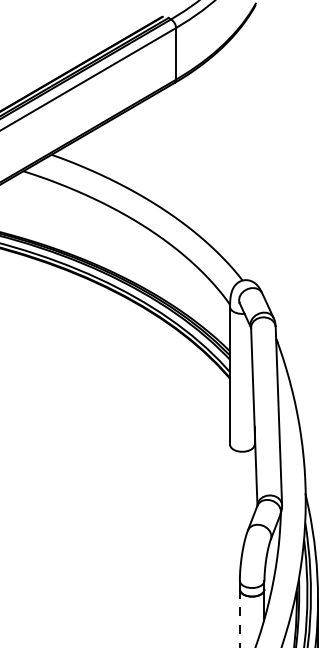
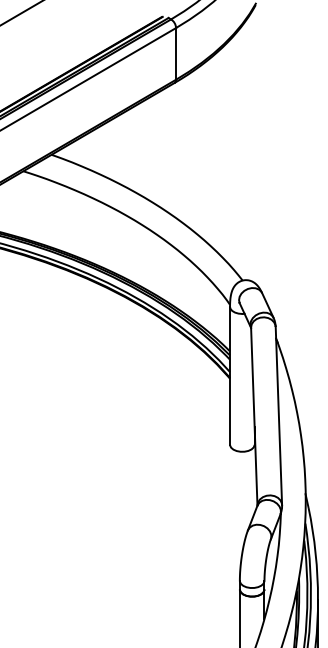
line: none -> present (21, 13)
line: dashed -> solid (239, 618)
